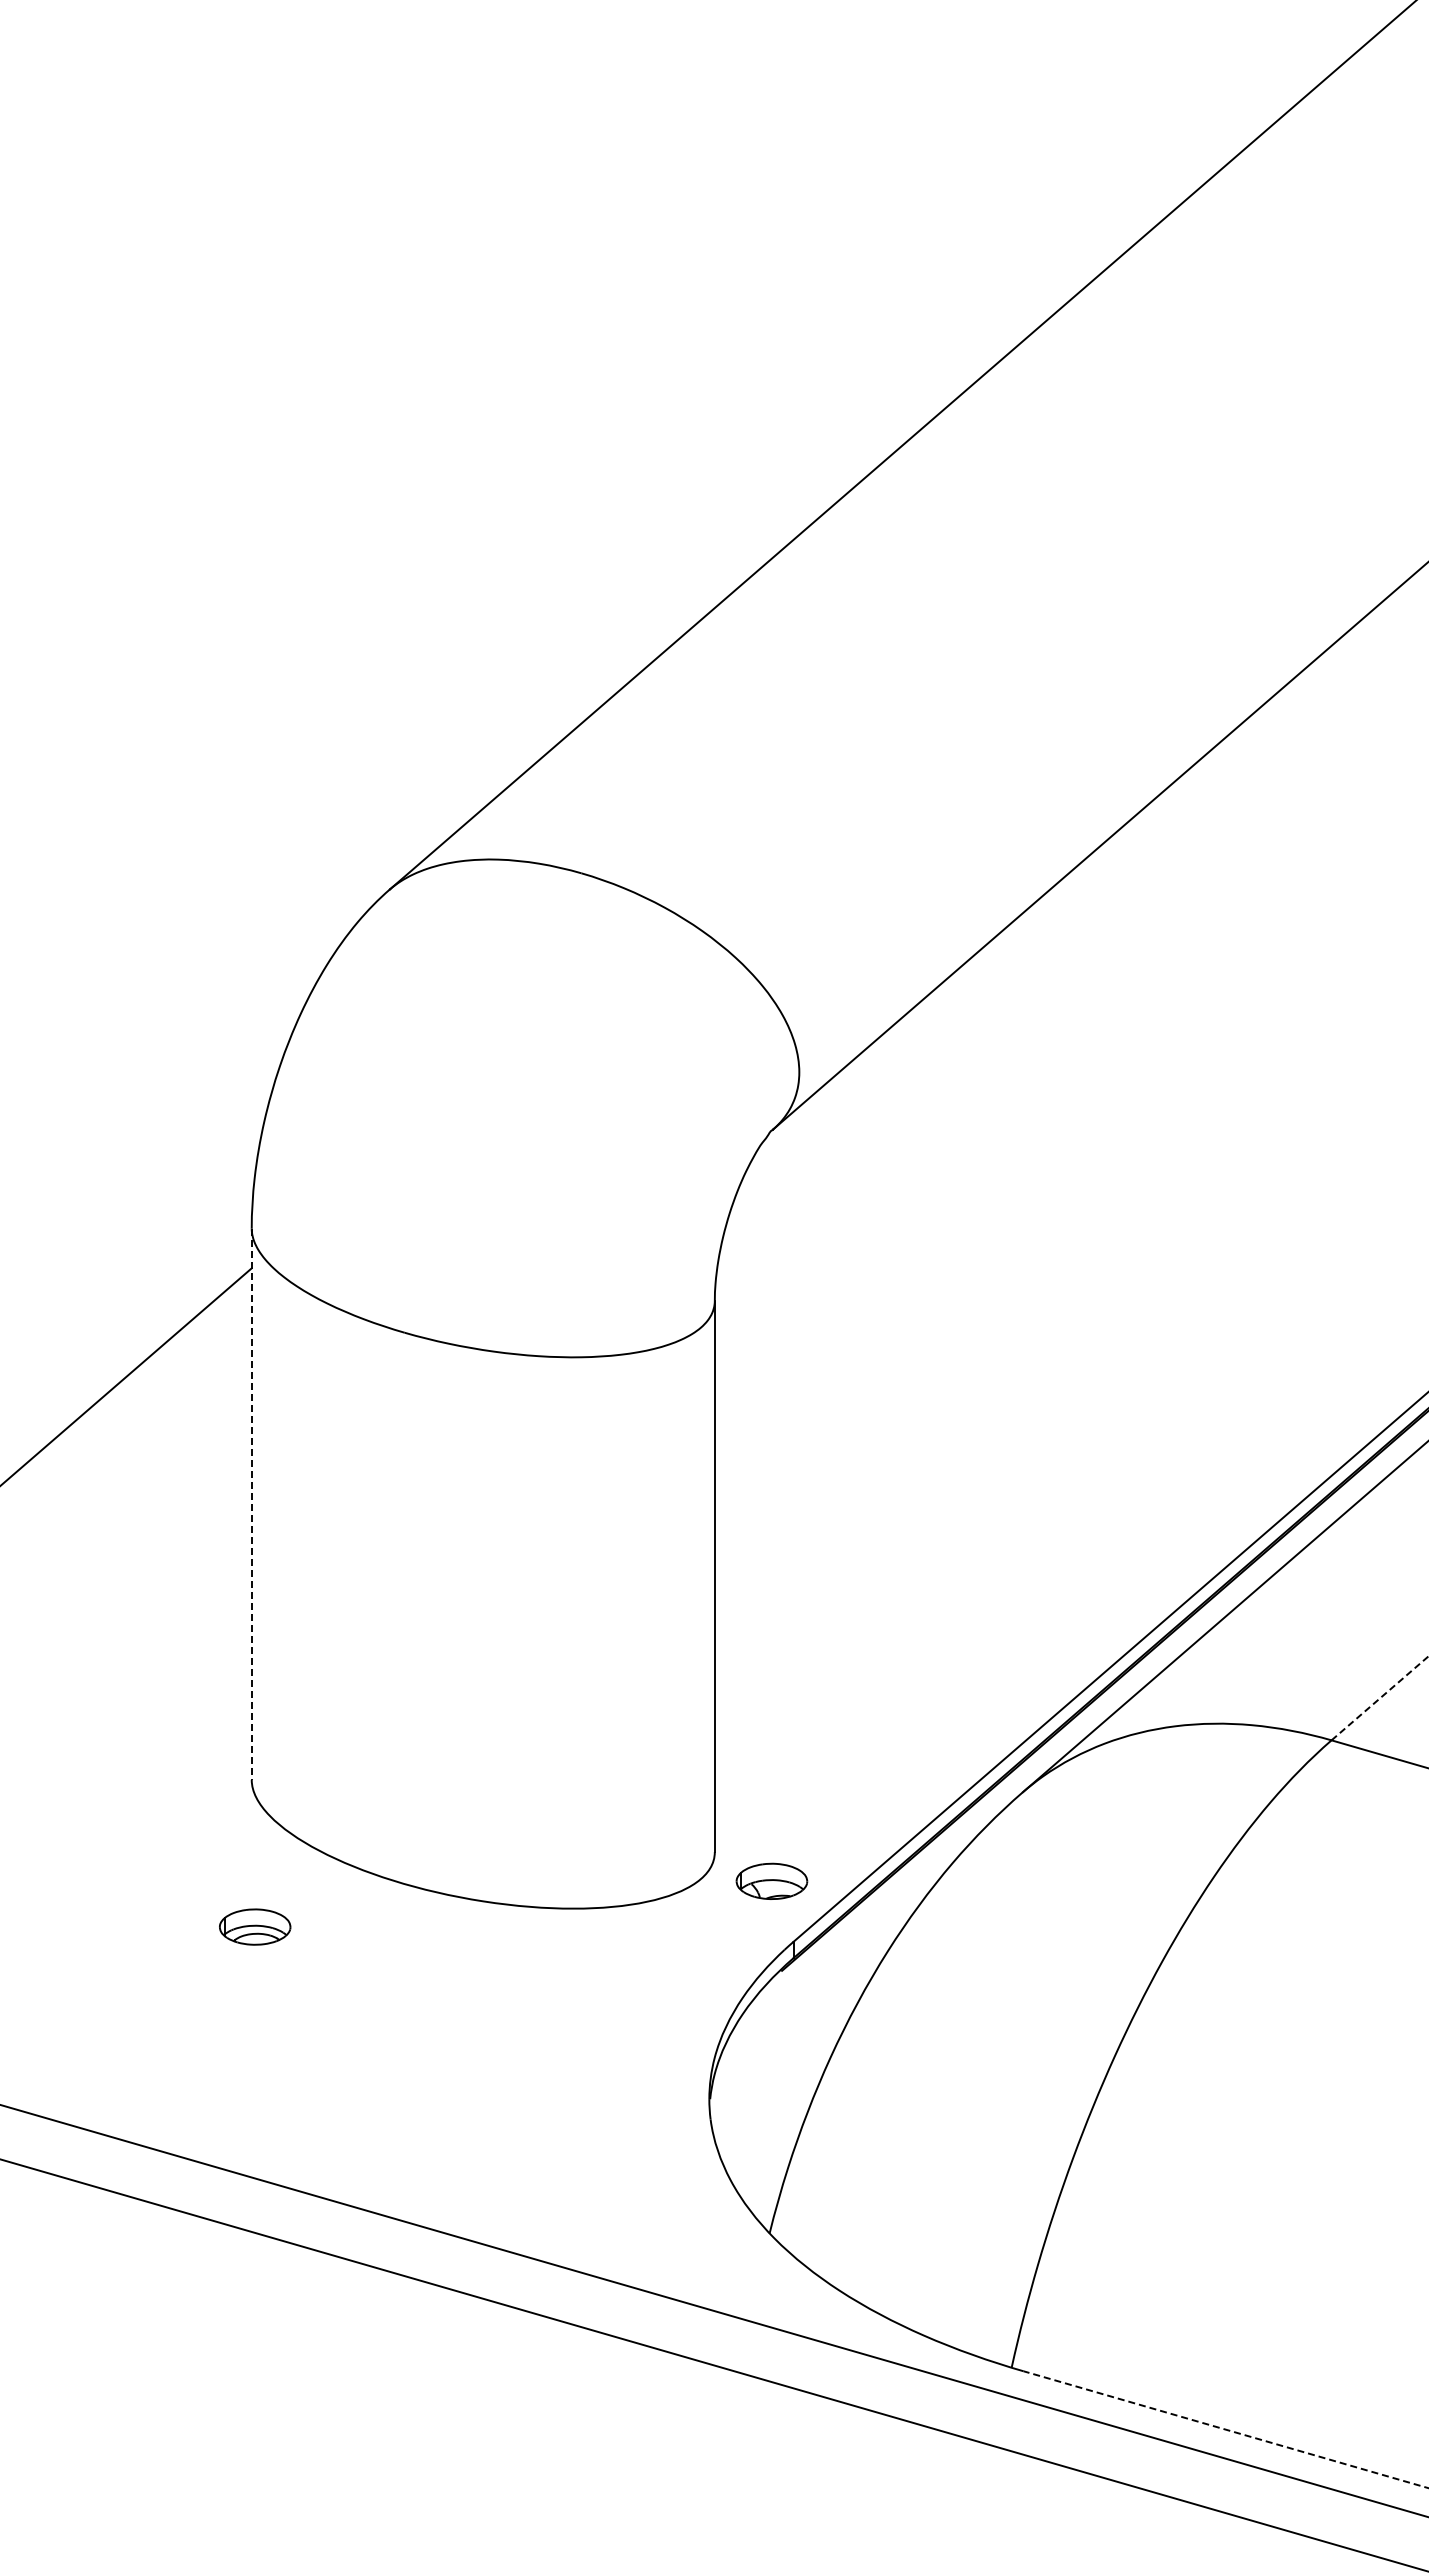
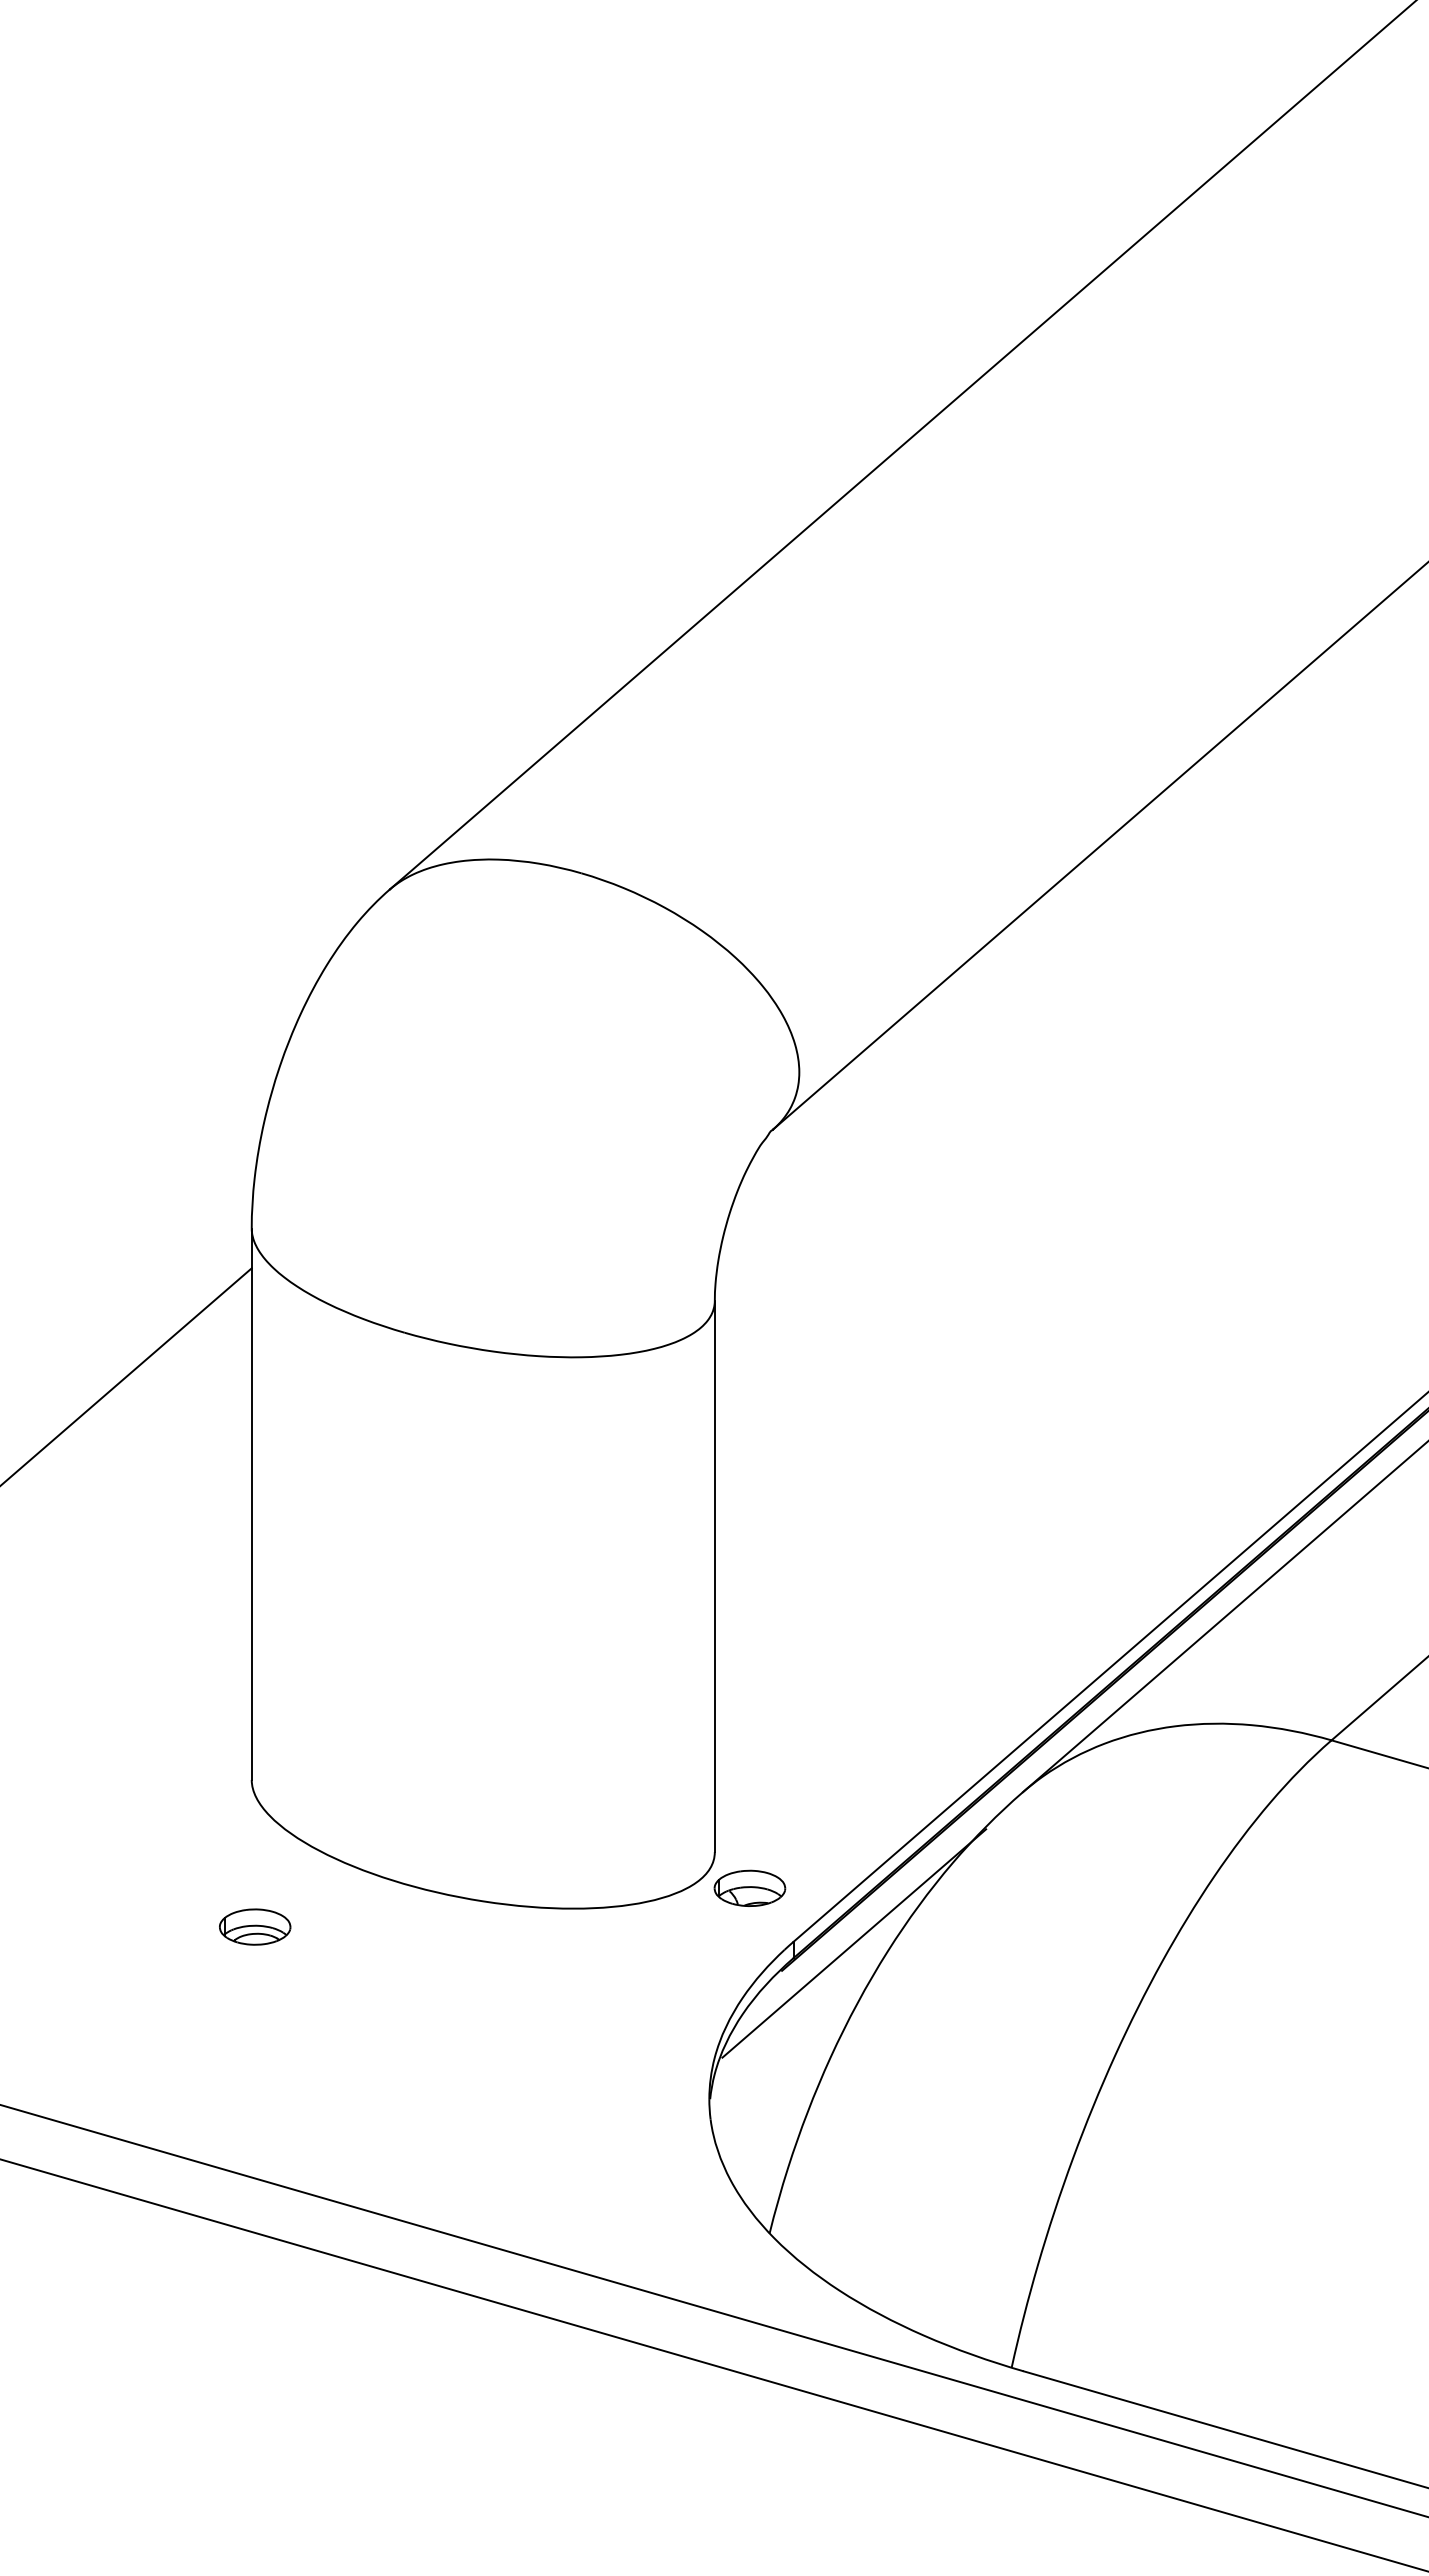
line: dashed -> solid (251, 1504)
line: dashed -> solid (1379, 1698)
part position: (771, 1880) -> (749, 1887) (749, 1887)
line: none -> present (854, 1943)
line: dashed -> solid (1225, 2429)
